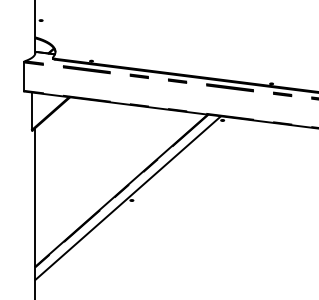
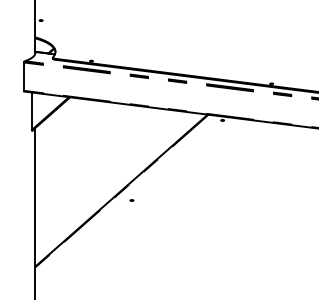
line: present -> none (127, 197)
